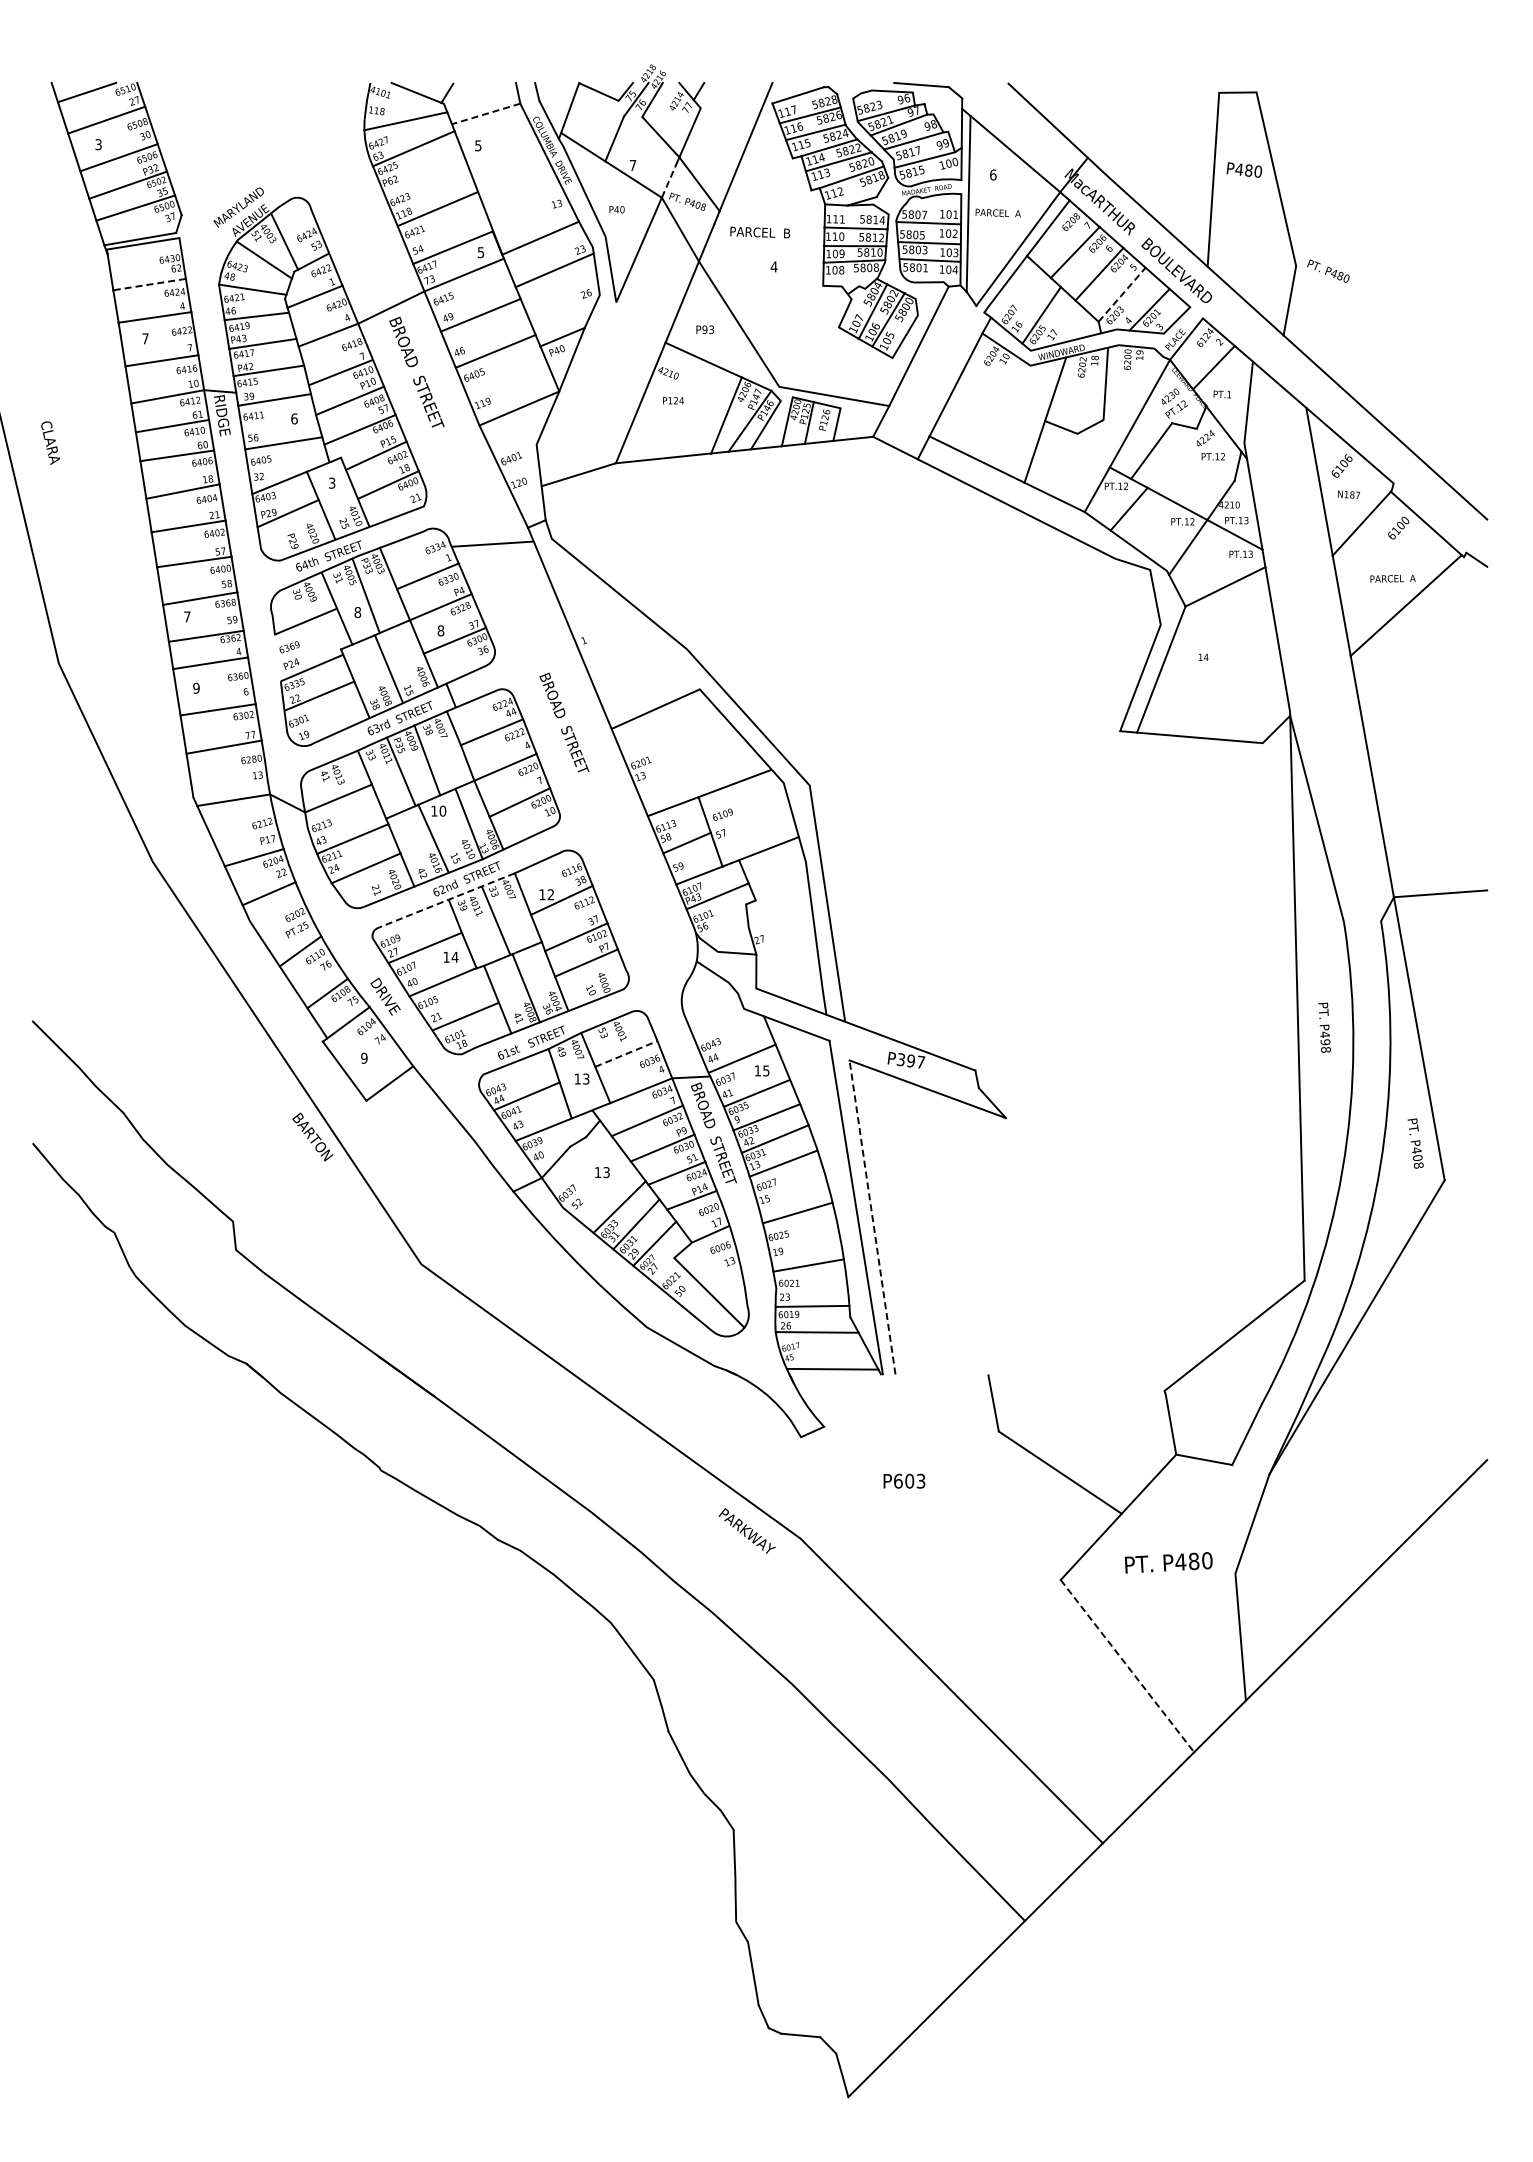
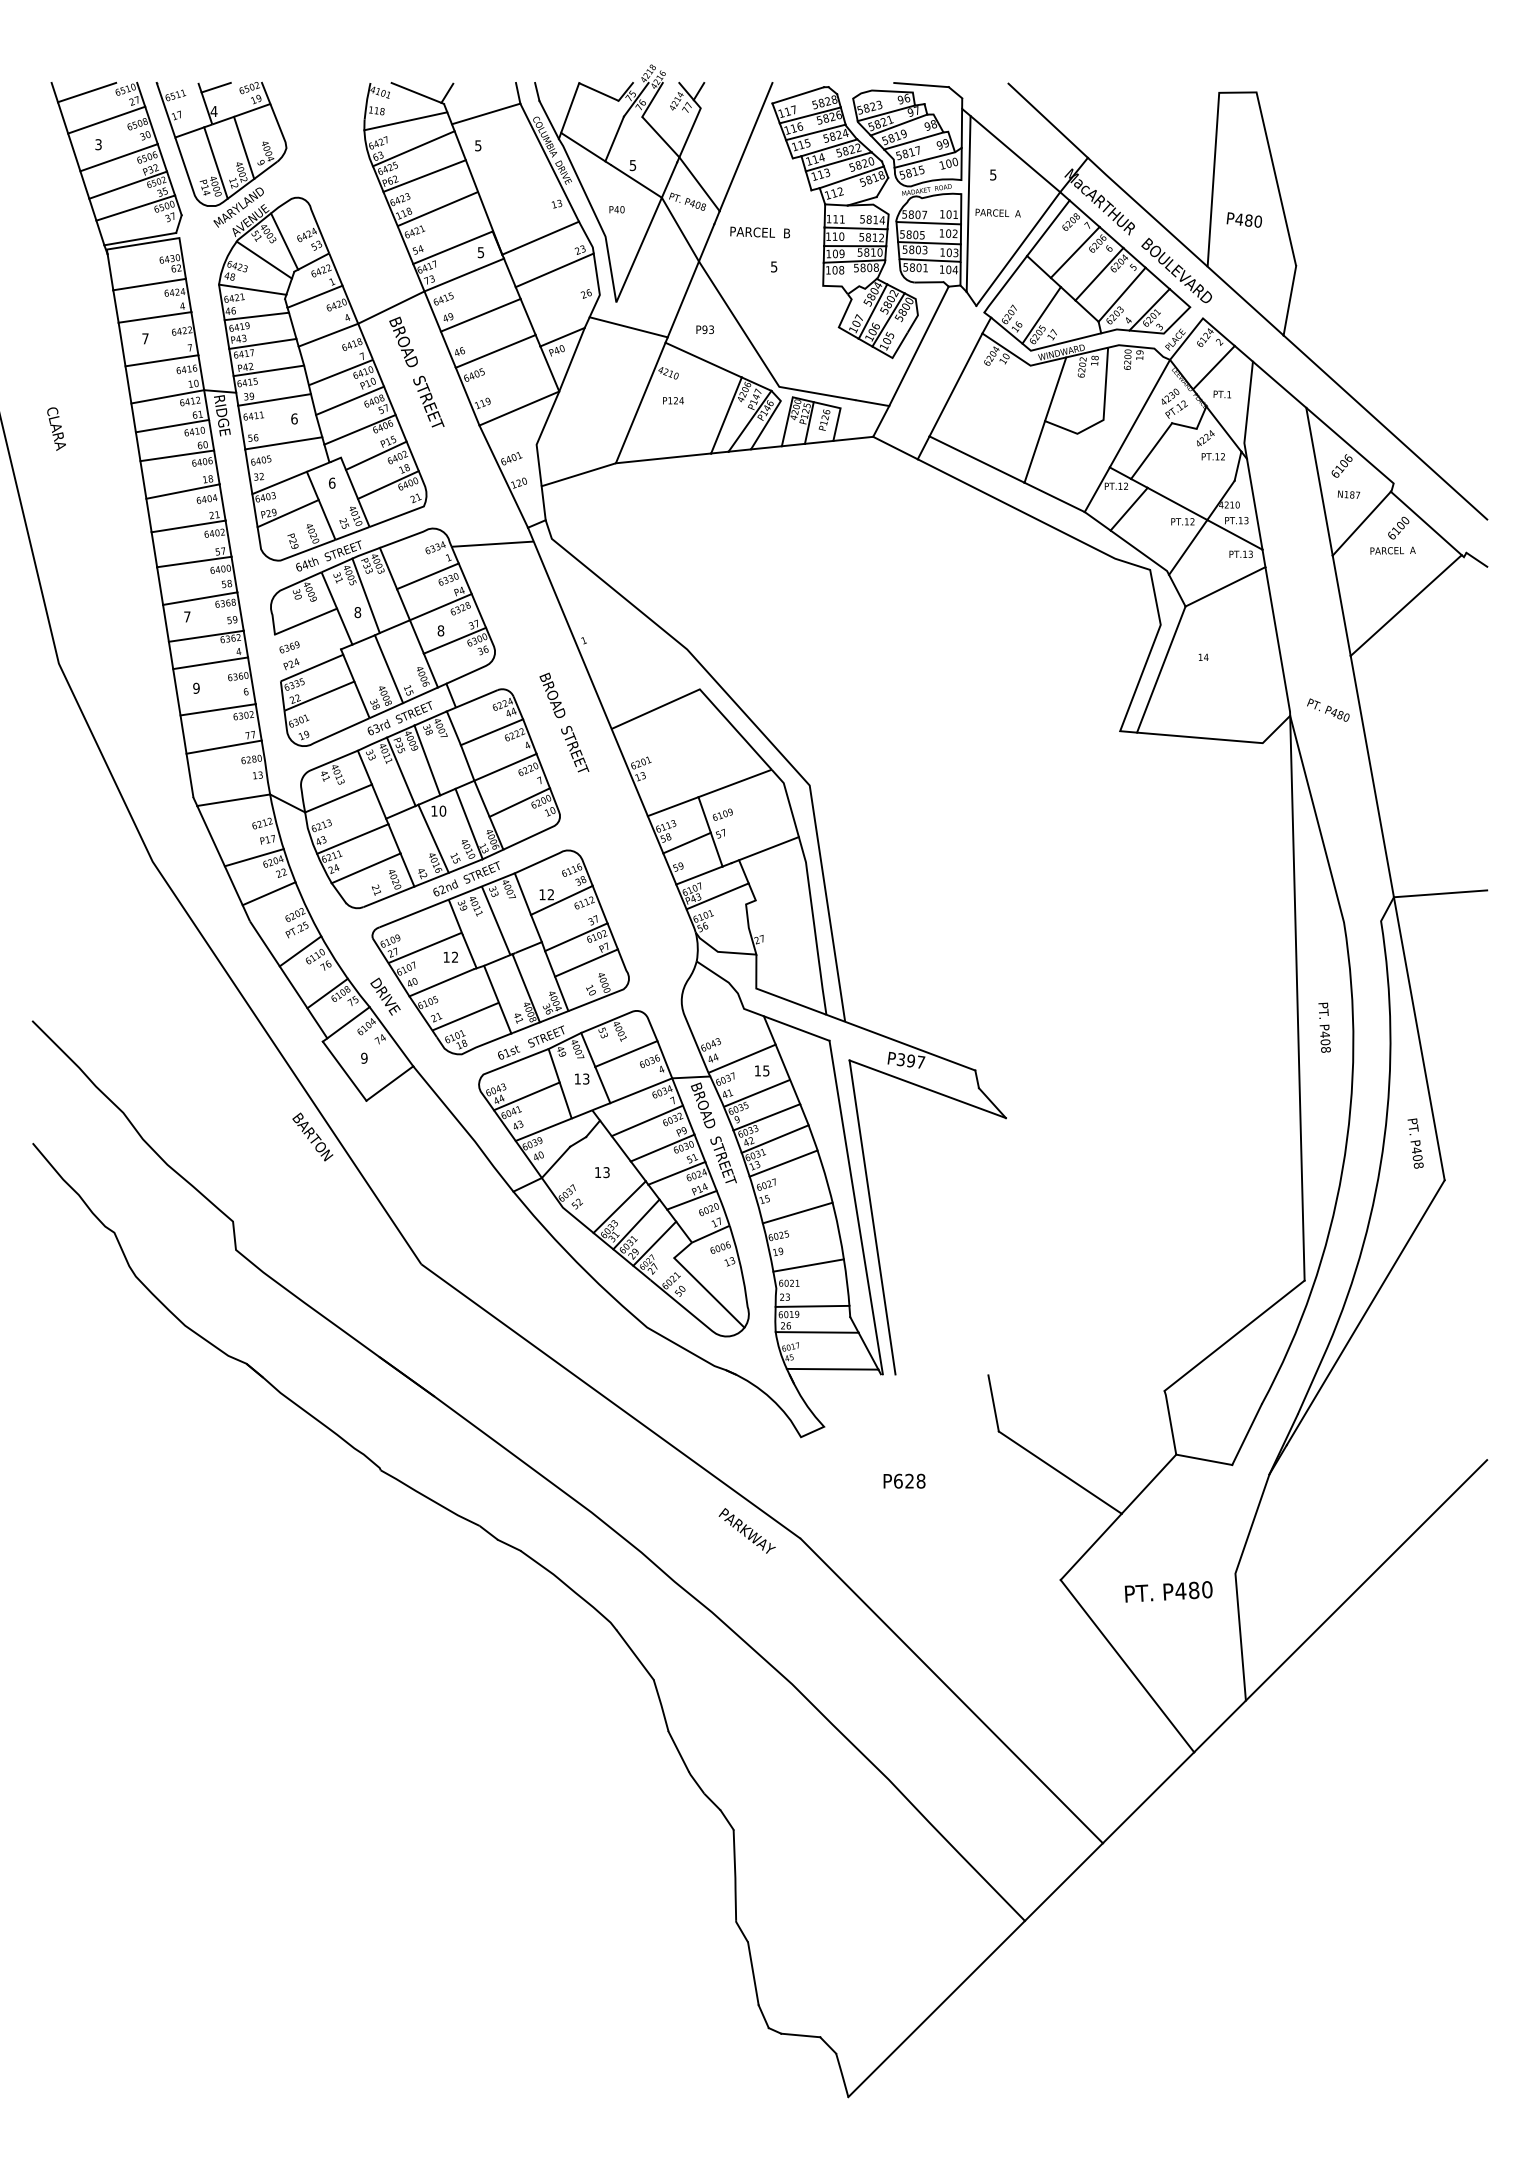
line: dashed -> solid (486, 113)
part: none -> present (221, 143)
text: 7 -> 5 (632, 165)
text position: (1243, 169) -> (1243, 219) (1243, 219)
text: 6 -> 5 (993, 174)
line: none -> present (424, 175)
line: dashed -> solid (669, 179)
text: 4 -> 5 (773, 266)
text position: (1328, 270) -> (1328, 709) (1328, 709)
line: dashed -> solid (149, 284)
line: dashed -> solid (1122, 294)
line: none -> present (628, 327)
text position: (50, 442) -> (56, 428) (56, 428)
text: 3 -> 6 (332, 482)
text position: (1392, 578) -> (1392, 550) (1392, 550)
line: dashed -> solid (447, 900)
text: 14 -> 12 (454, 956)
text: P498 -> P408 (1324, 1042)
line: dashed -> solid (626, 1053)
line: dashed -> solid (872, 1217)
text: P603 -> P628 (915, 1480)
text position: (1168, 1562) -> (1168, 1591) (1168, 1591)
line: dashed -> solid (1127, 1666)
